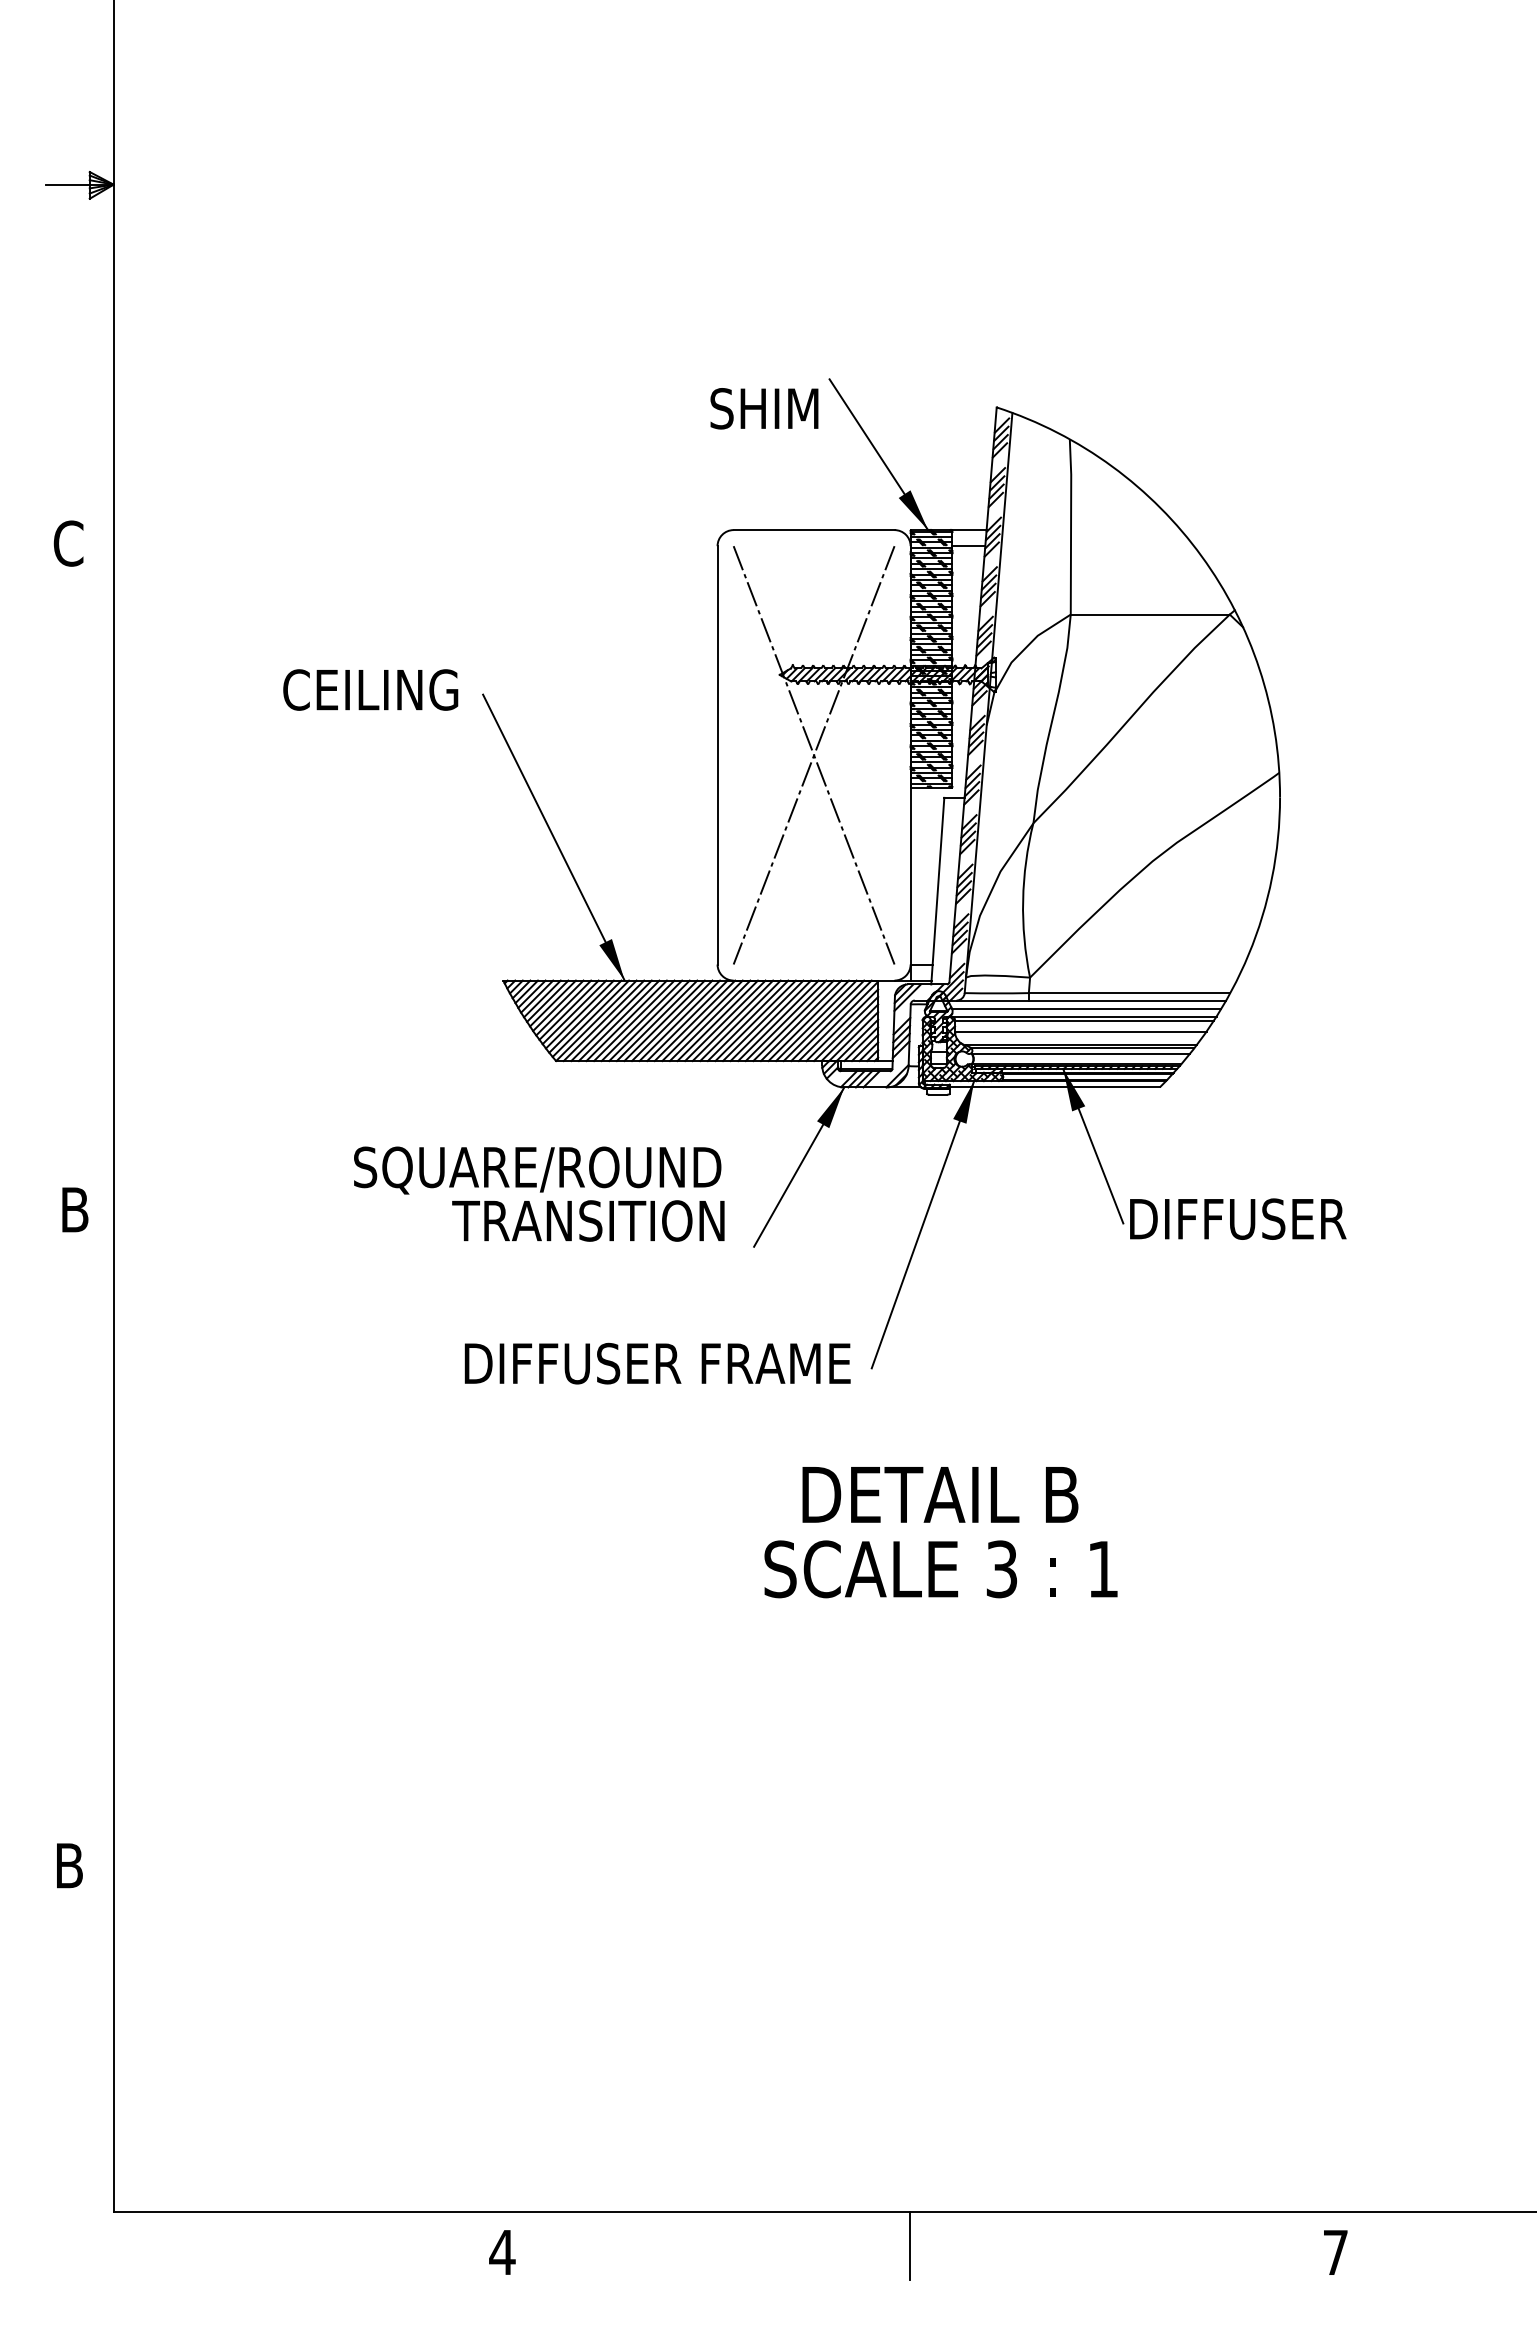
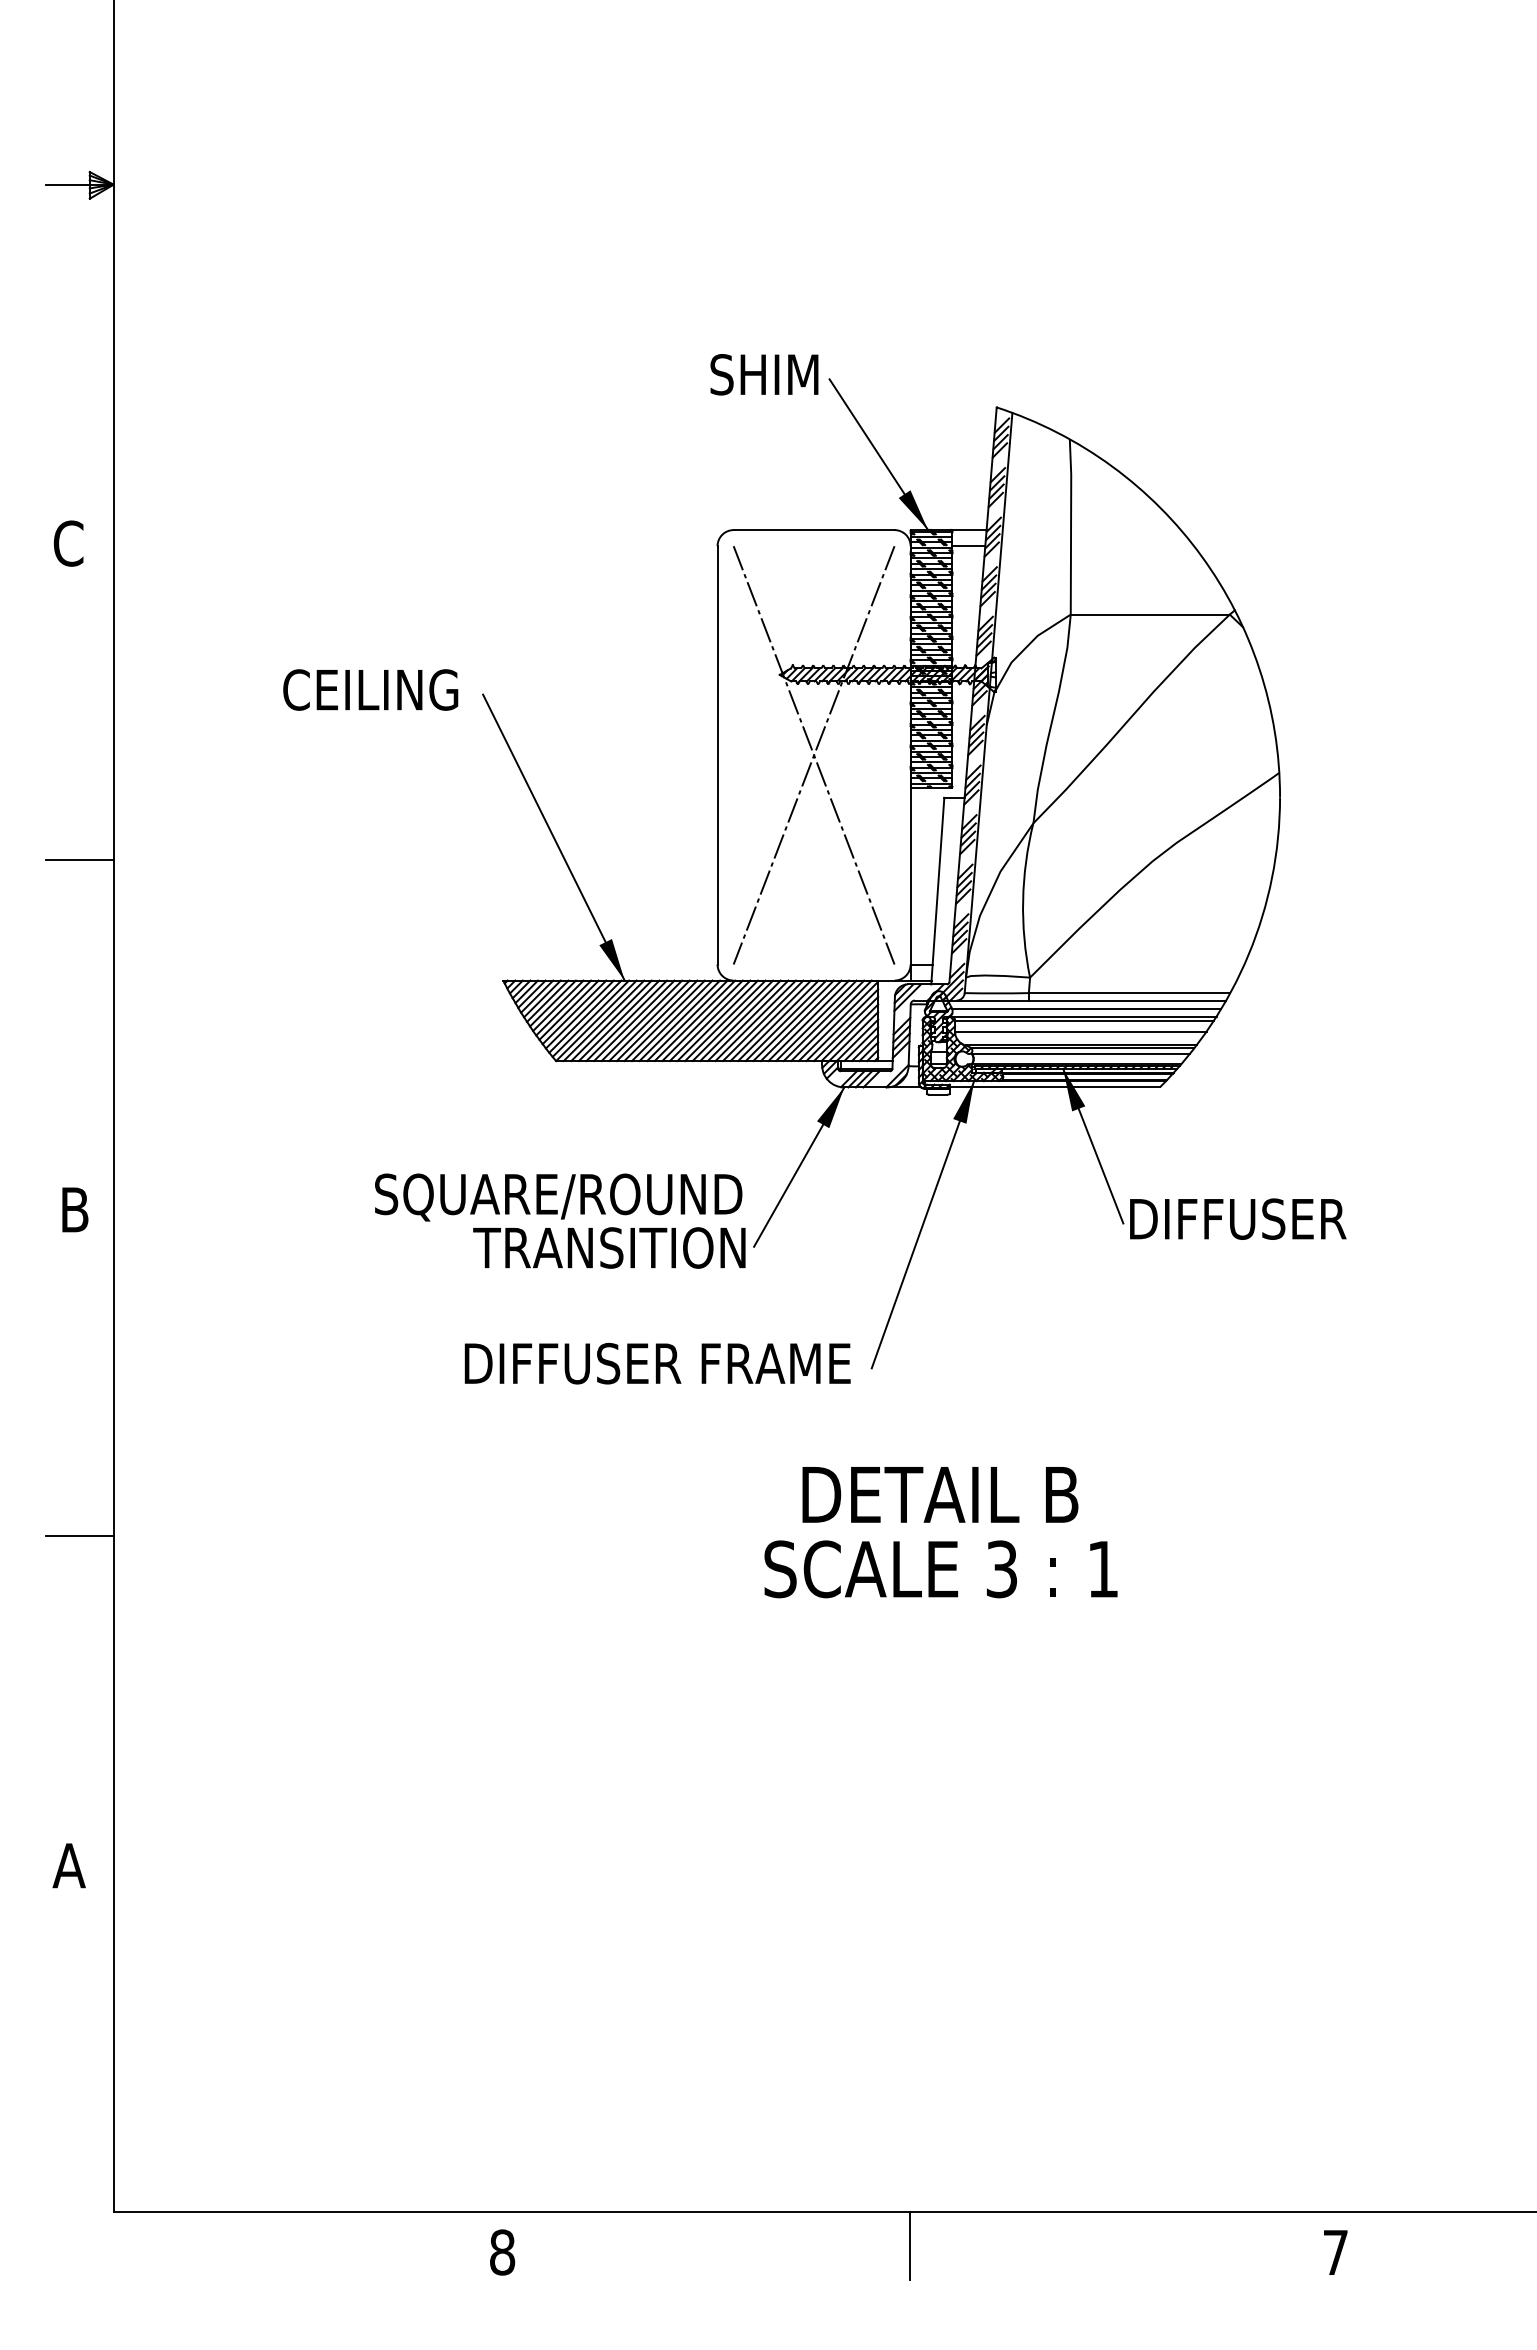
text position: (764, 408) -> (764, 374) (764, 374)
line: none -> present (79, 860)
text position: (539, 1193) -> (560, 1220) (560, 1220)
line: none -> present (79, 1536)
text: B -> A (68, 1865)
text: 4 -> 8 (502, 2252)
